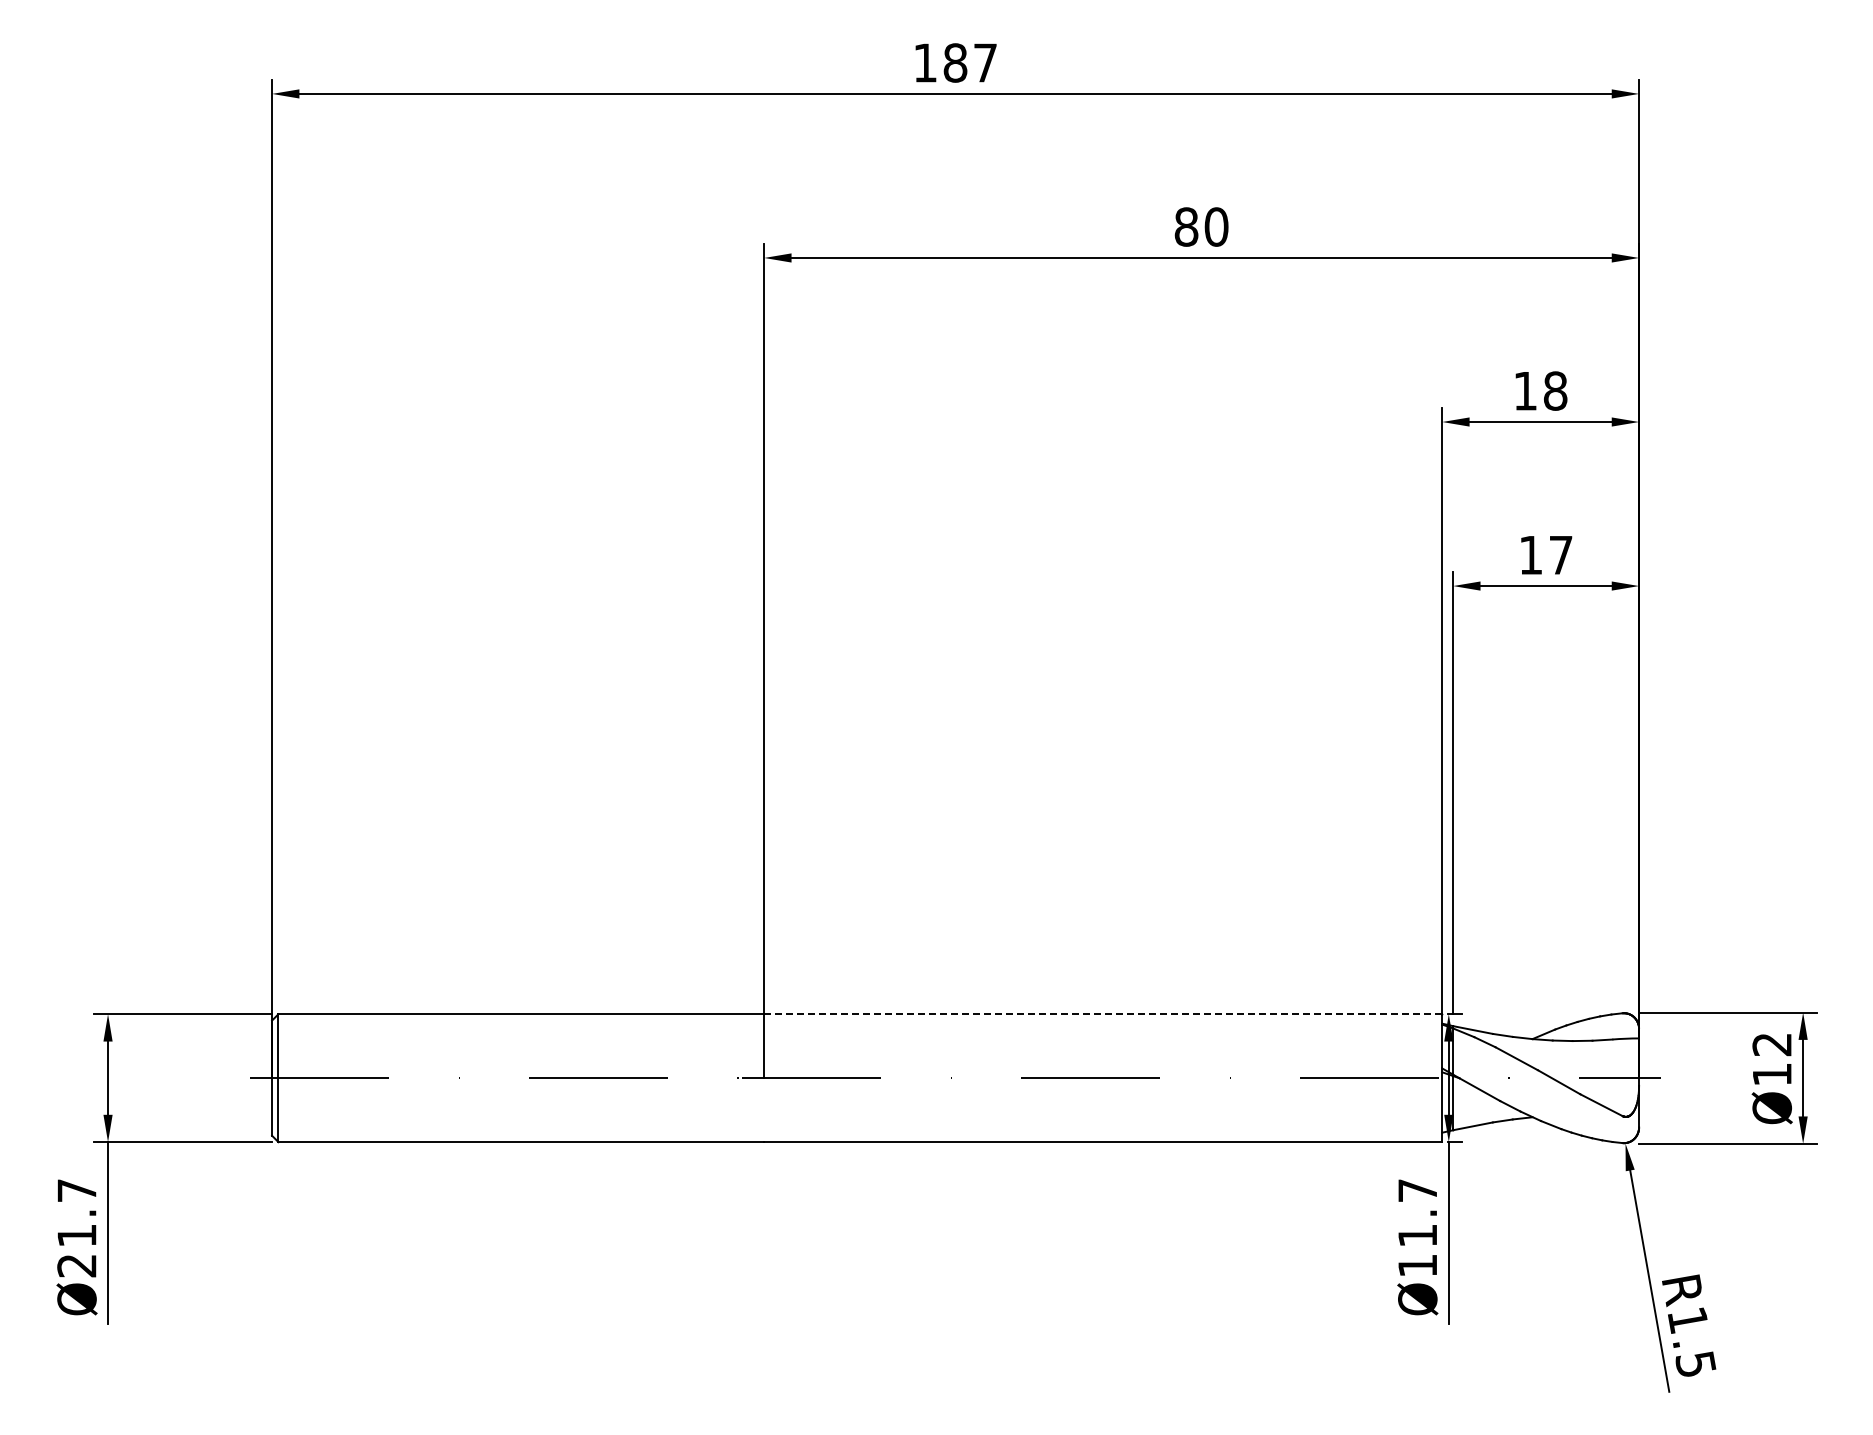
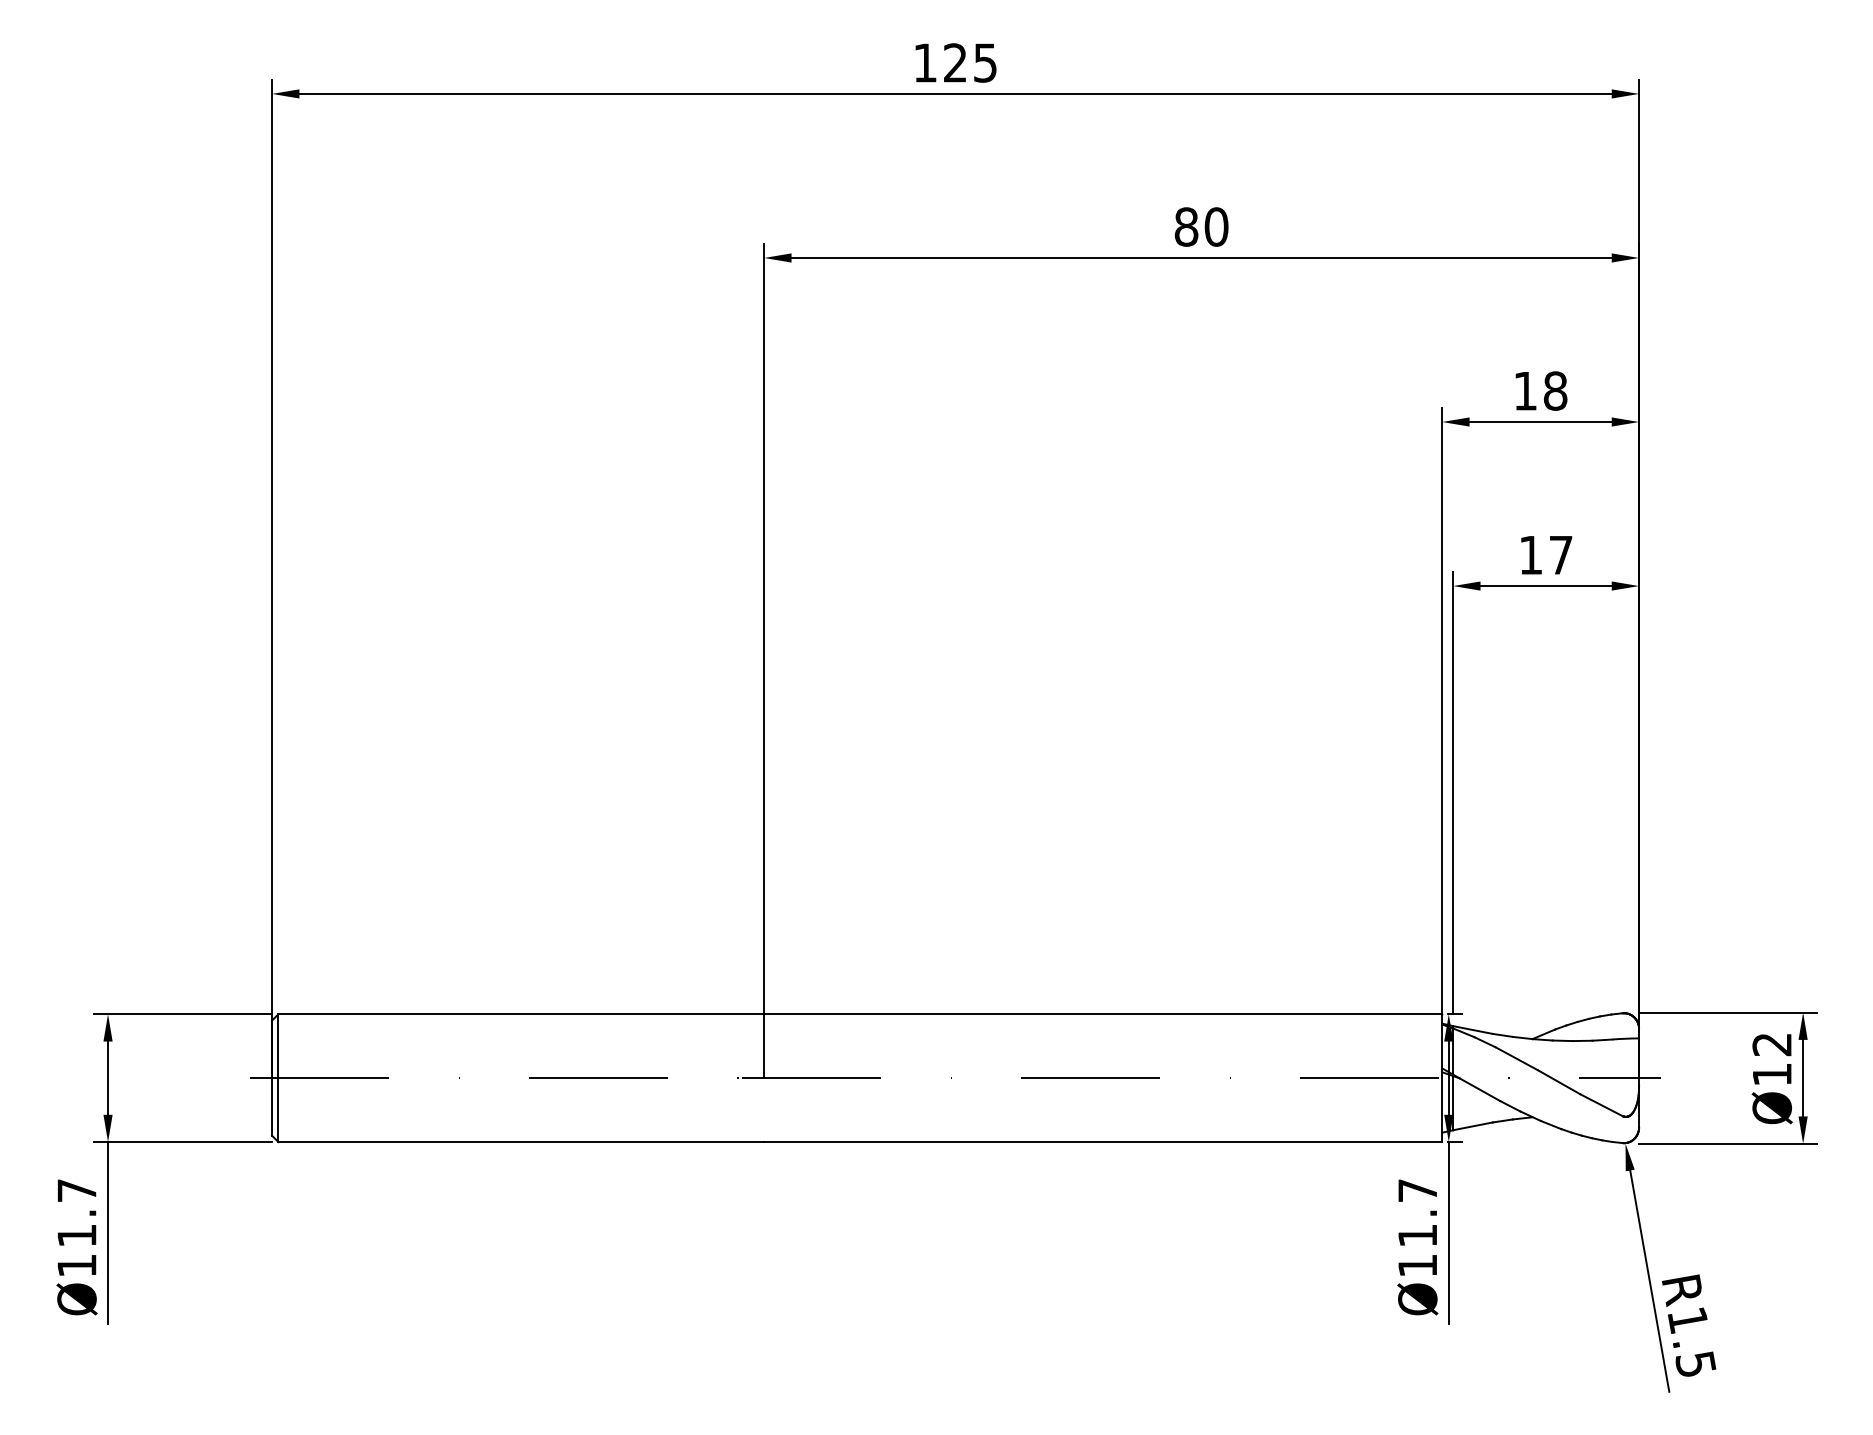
text: 187 -> 125 (969, 62)
line: dashed -> solid (1103, 1014)
text: Ø21.7 -> Ø11.7 (76, 1266)
